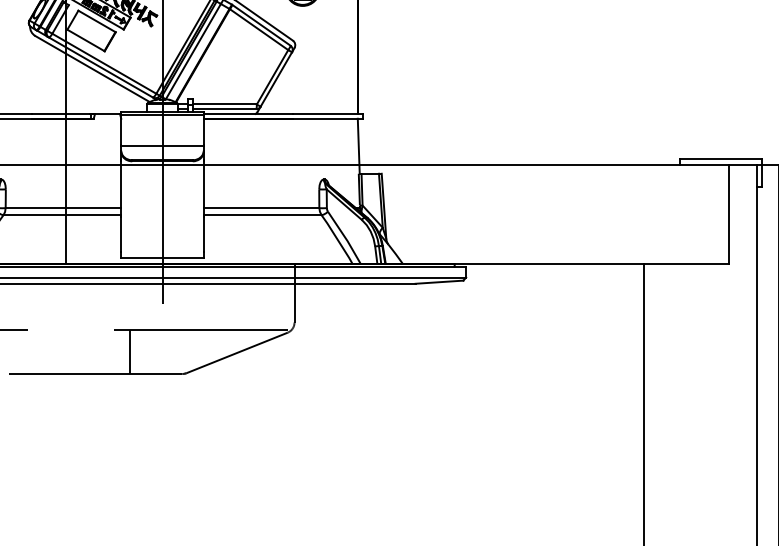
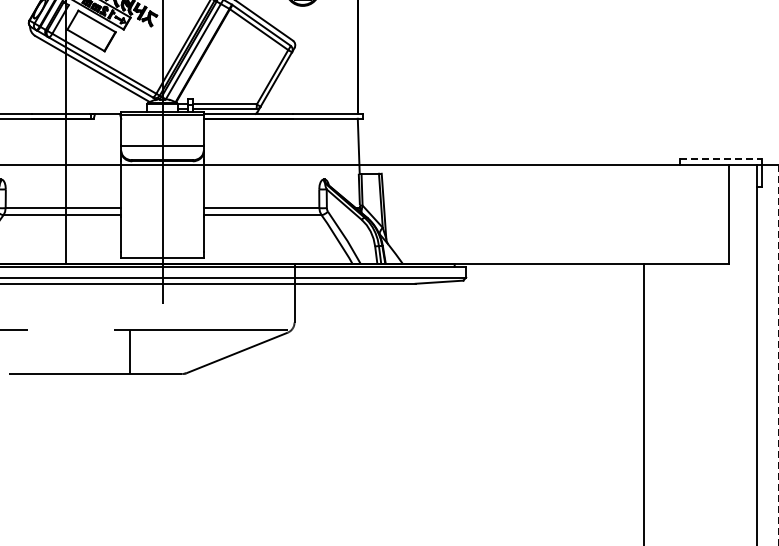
line: solid -> dashed (721, 159)
line: solid -> dashed (778, 354)
